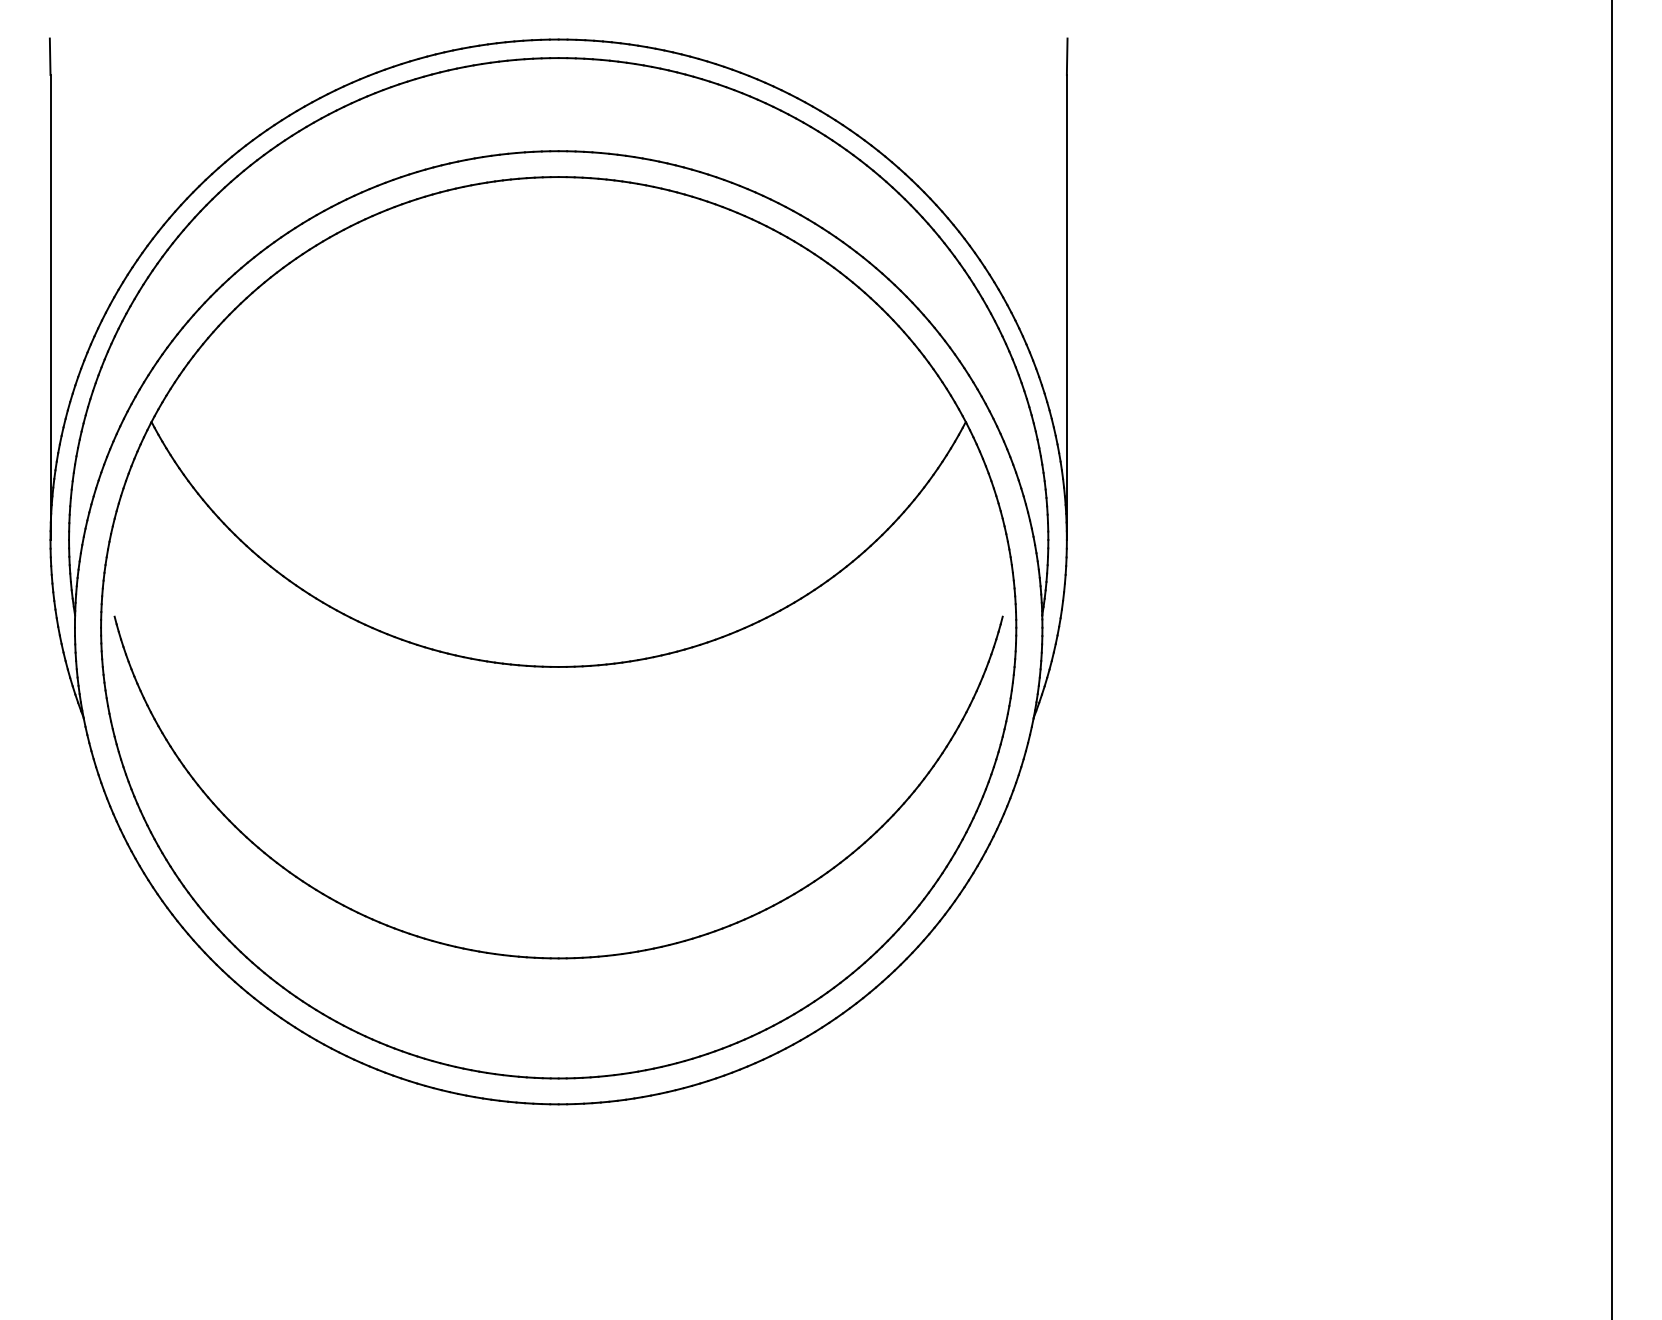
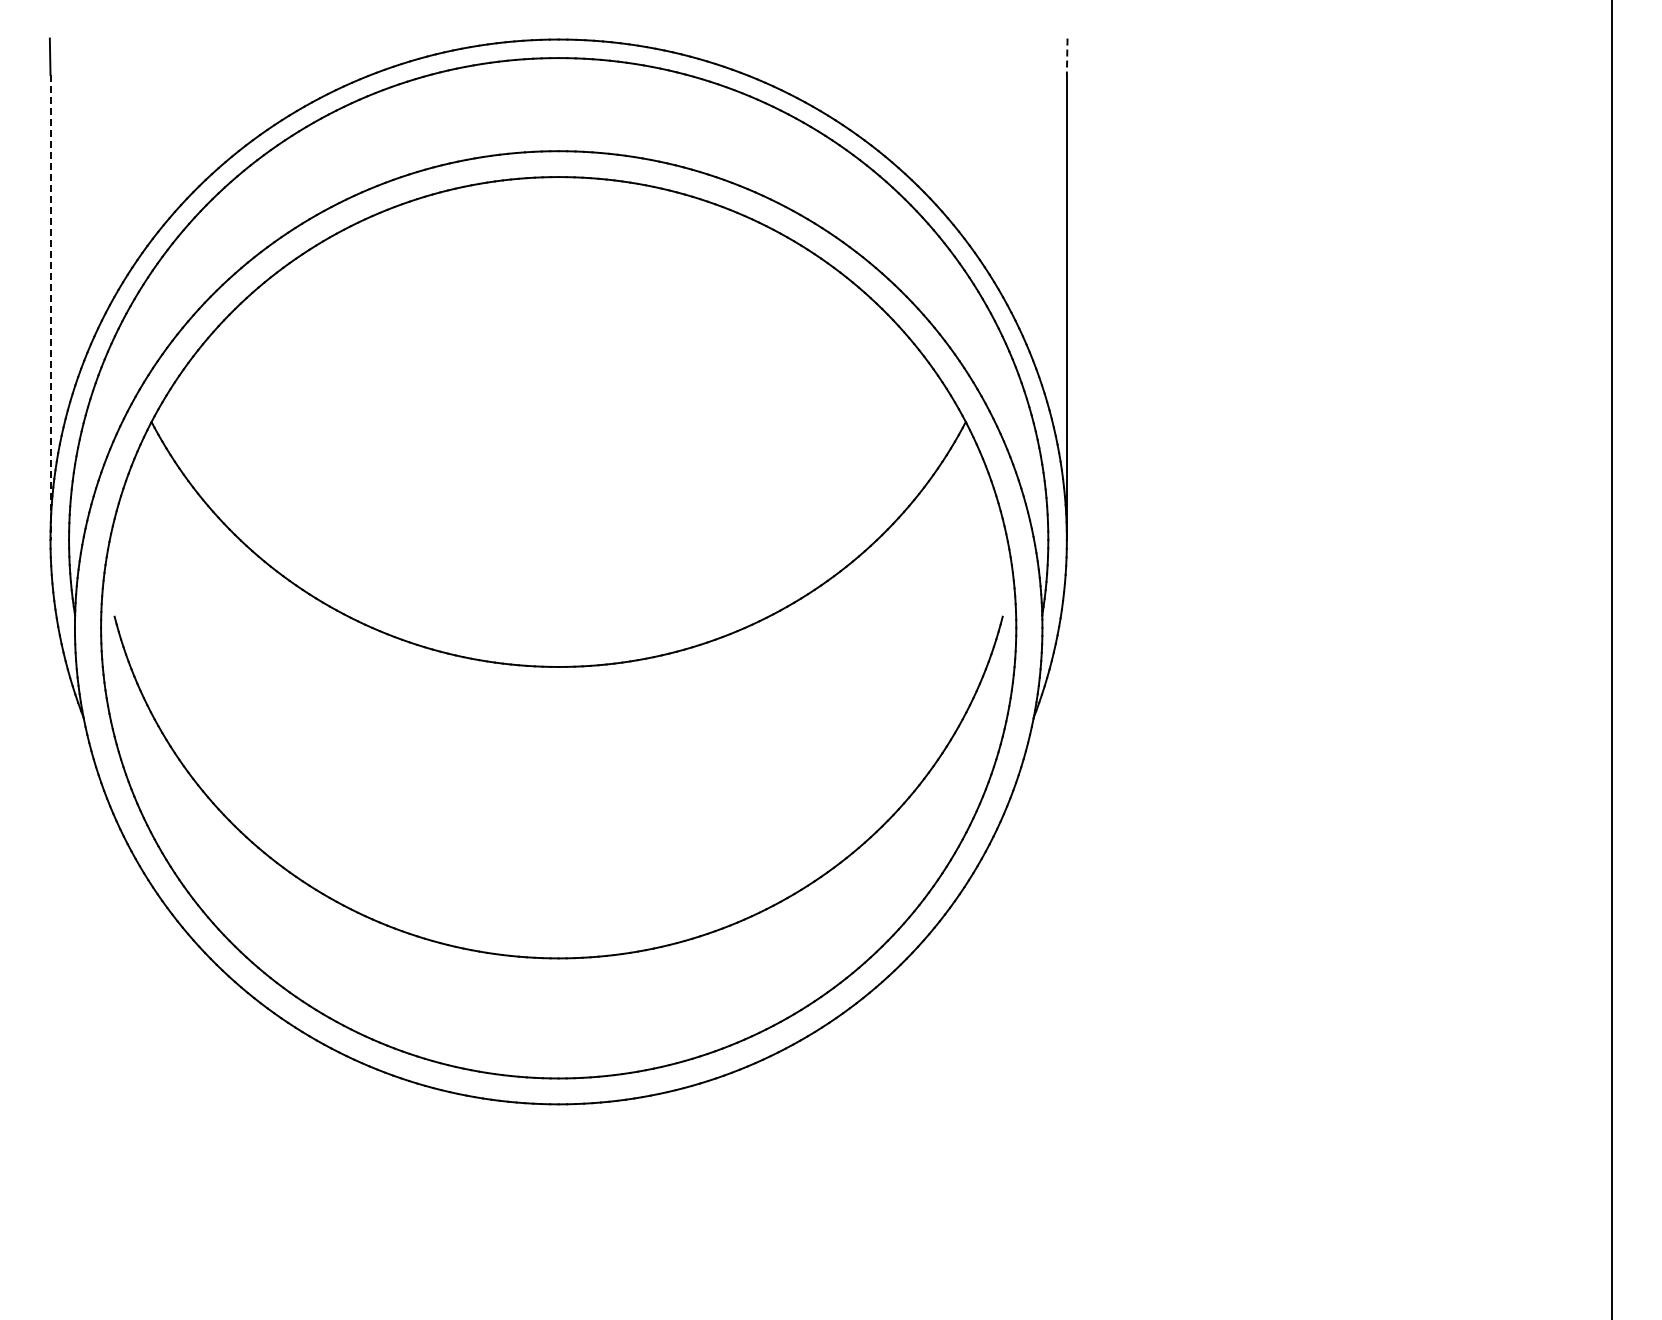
line: solid -> dashed (1067, 57)
line: solid -> dashed (50, 307)
